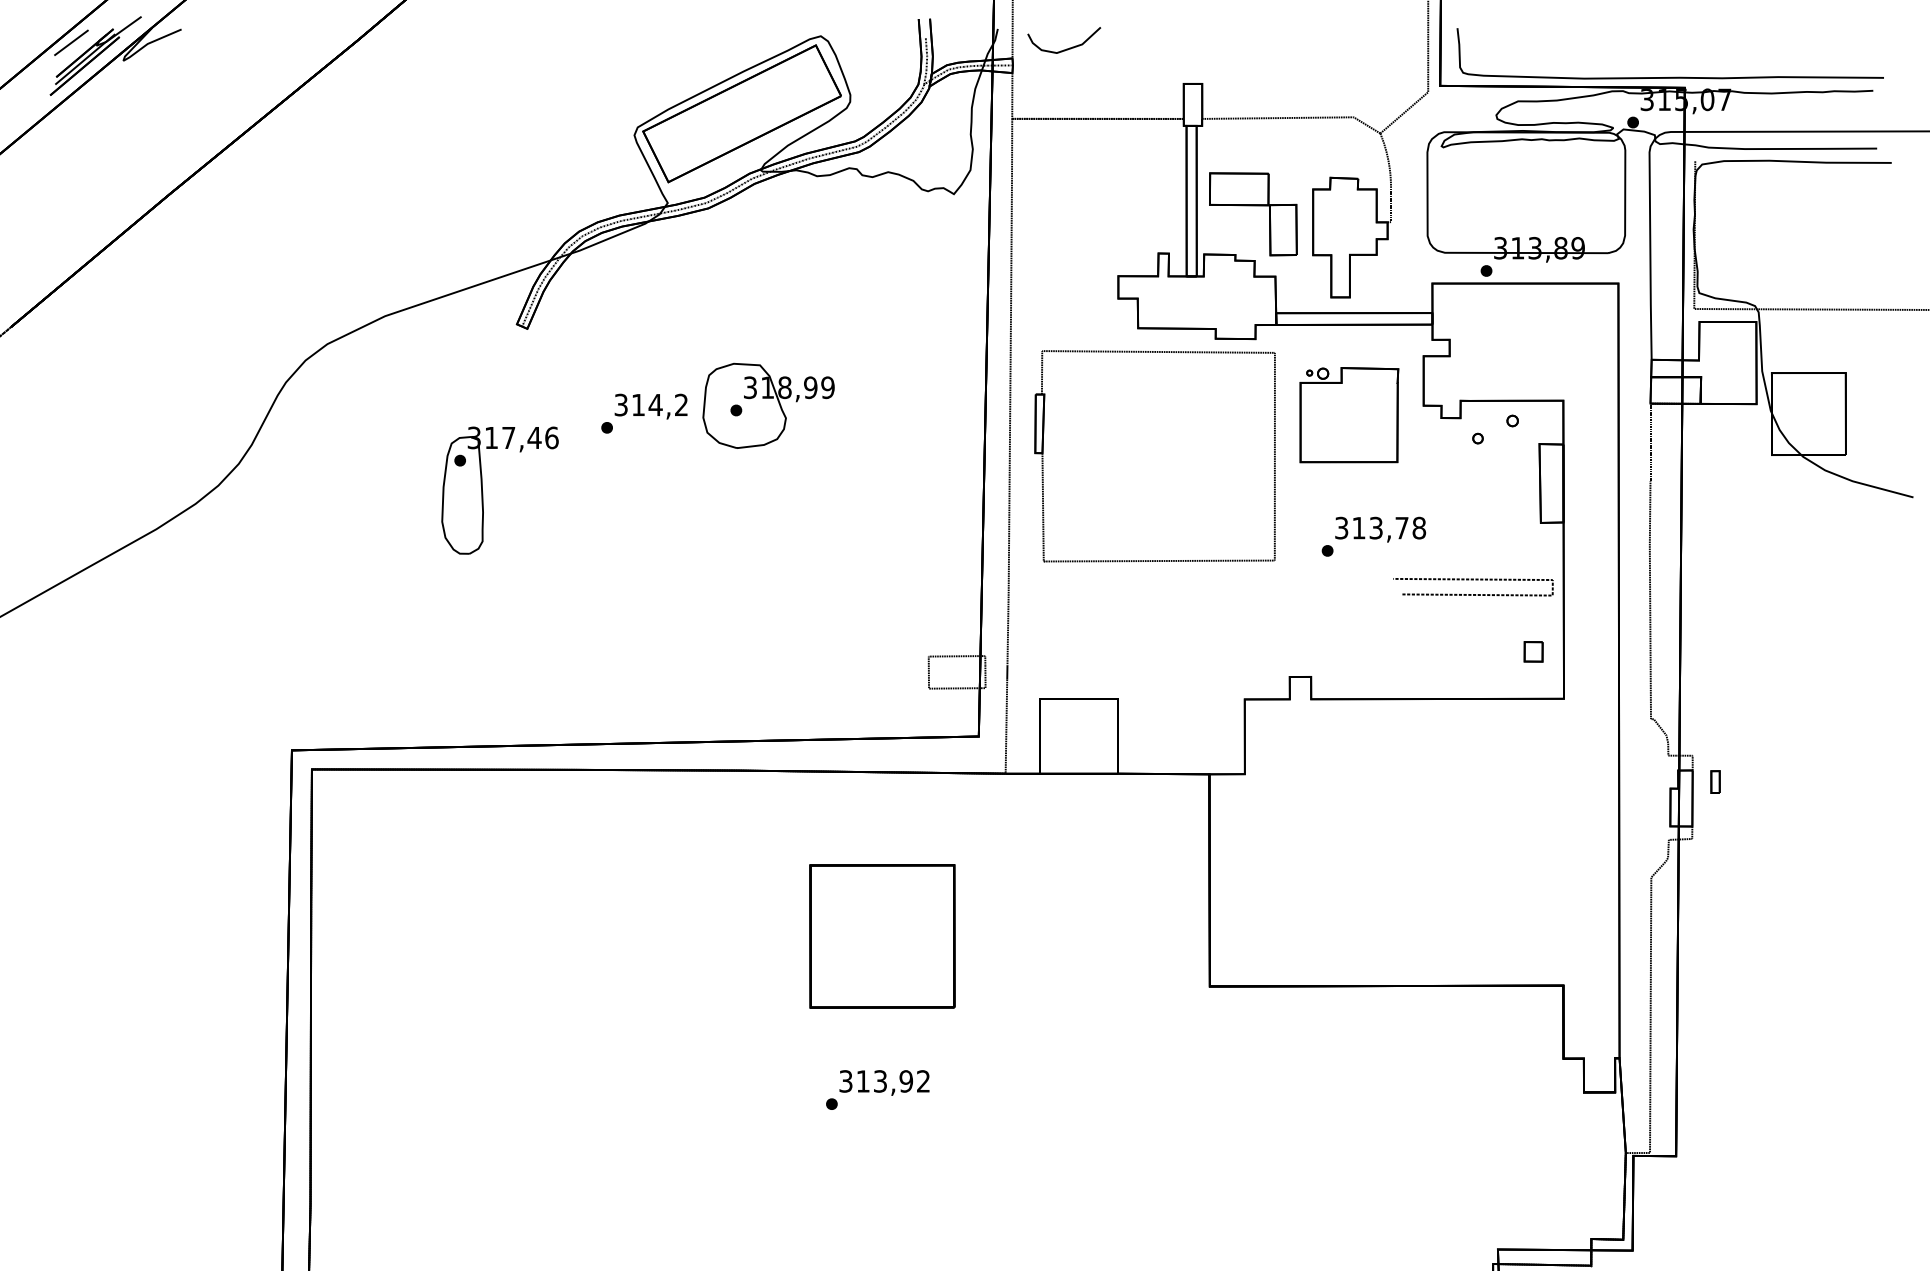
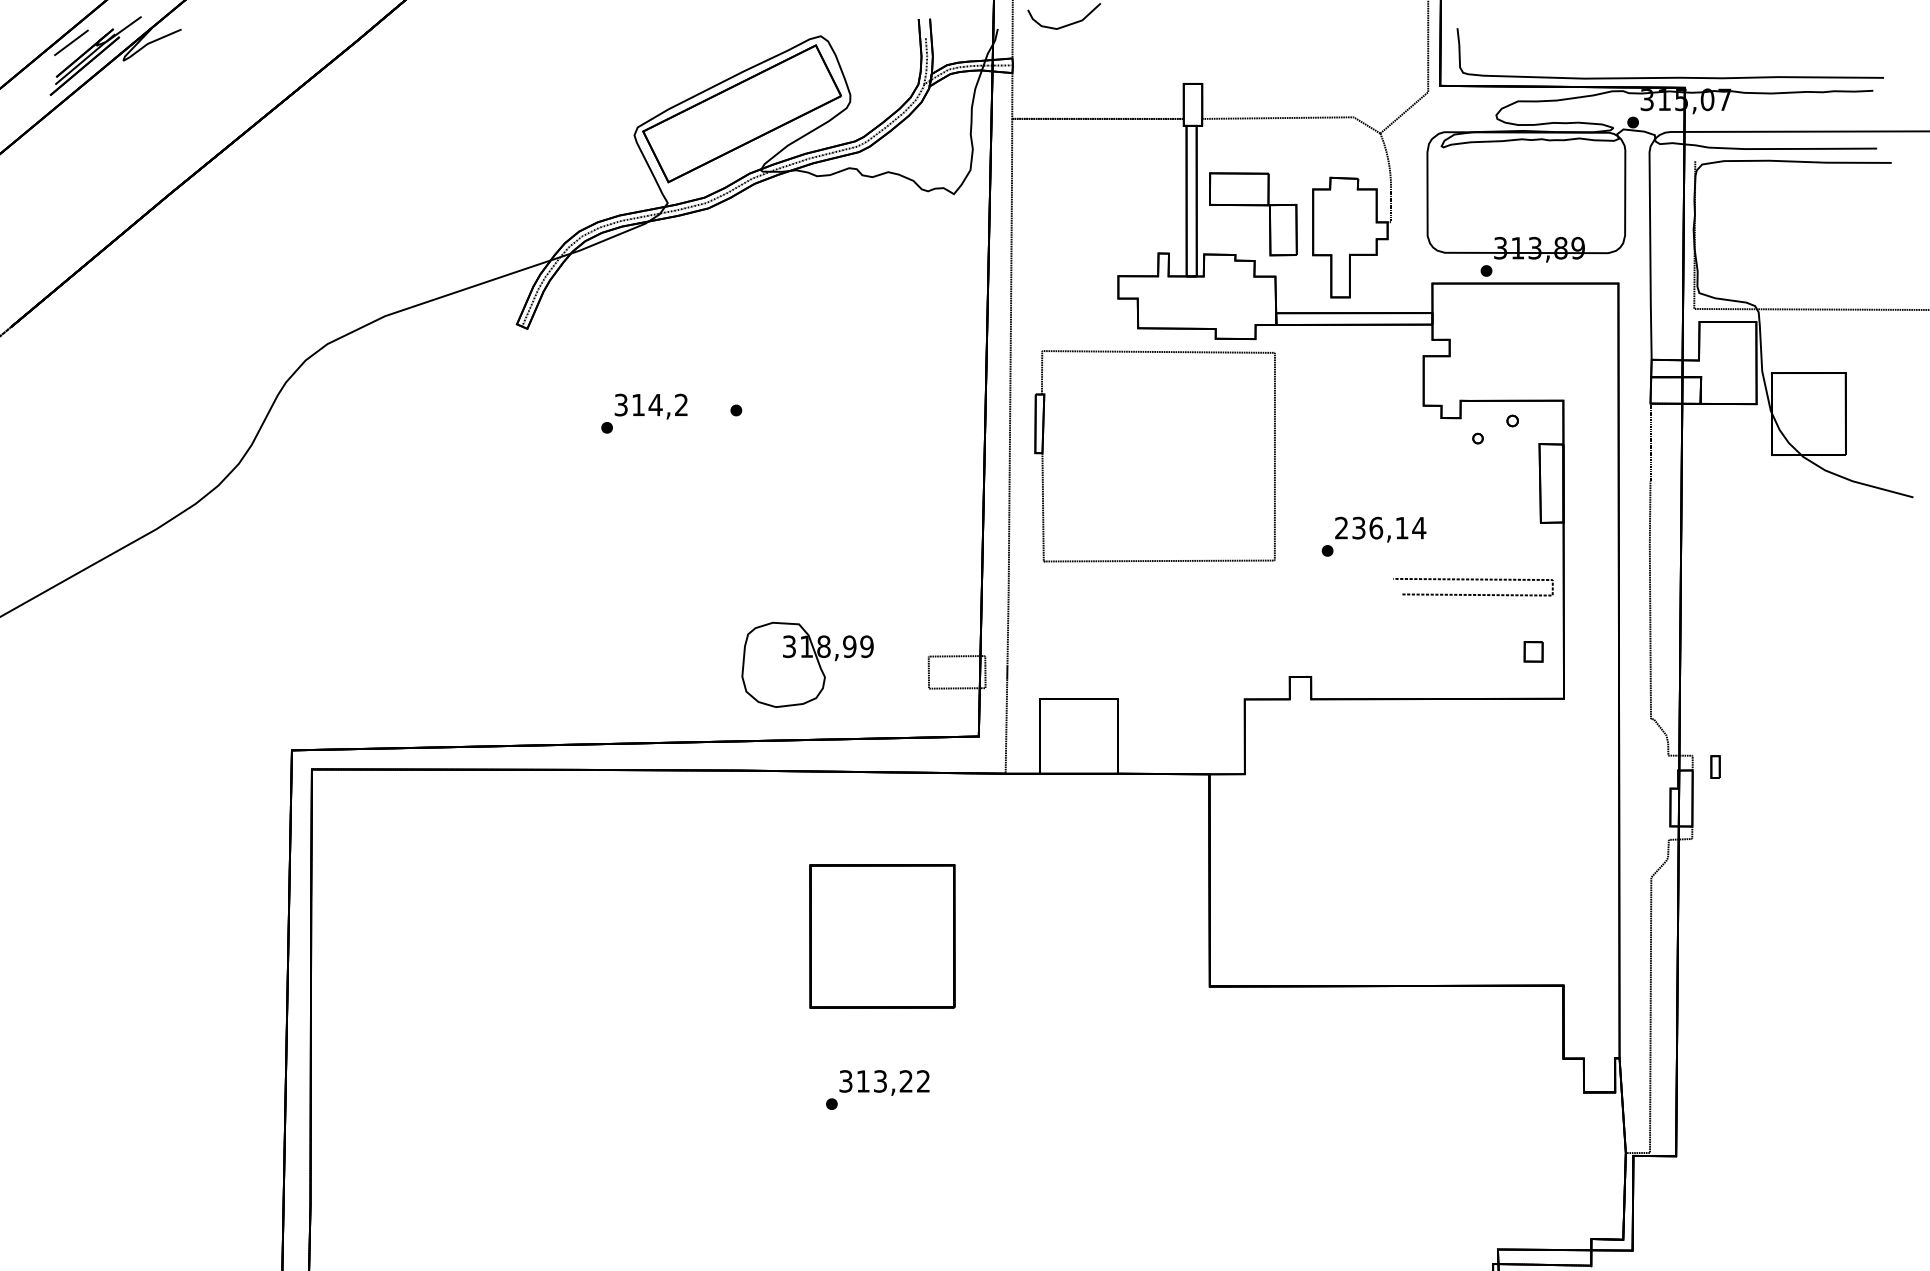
curve position: (1066, 48) -> (1066, 24) (1066, 24)
part position: (768, 405) -> (807, 664) (807, 664)
part: present -> none (1349, 415)
part: present -> none (483, 492)
text: 313,78 -> 236,14 (1380, 527)
part position: (1715, 781) -> (1715, 766) (1715, 766)
text: 313,92 -> 313,22 (906, 1081)
